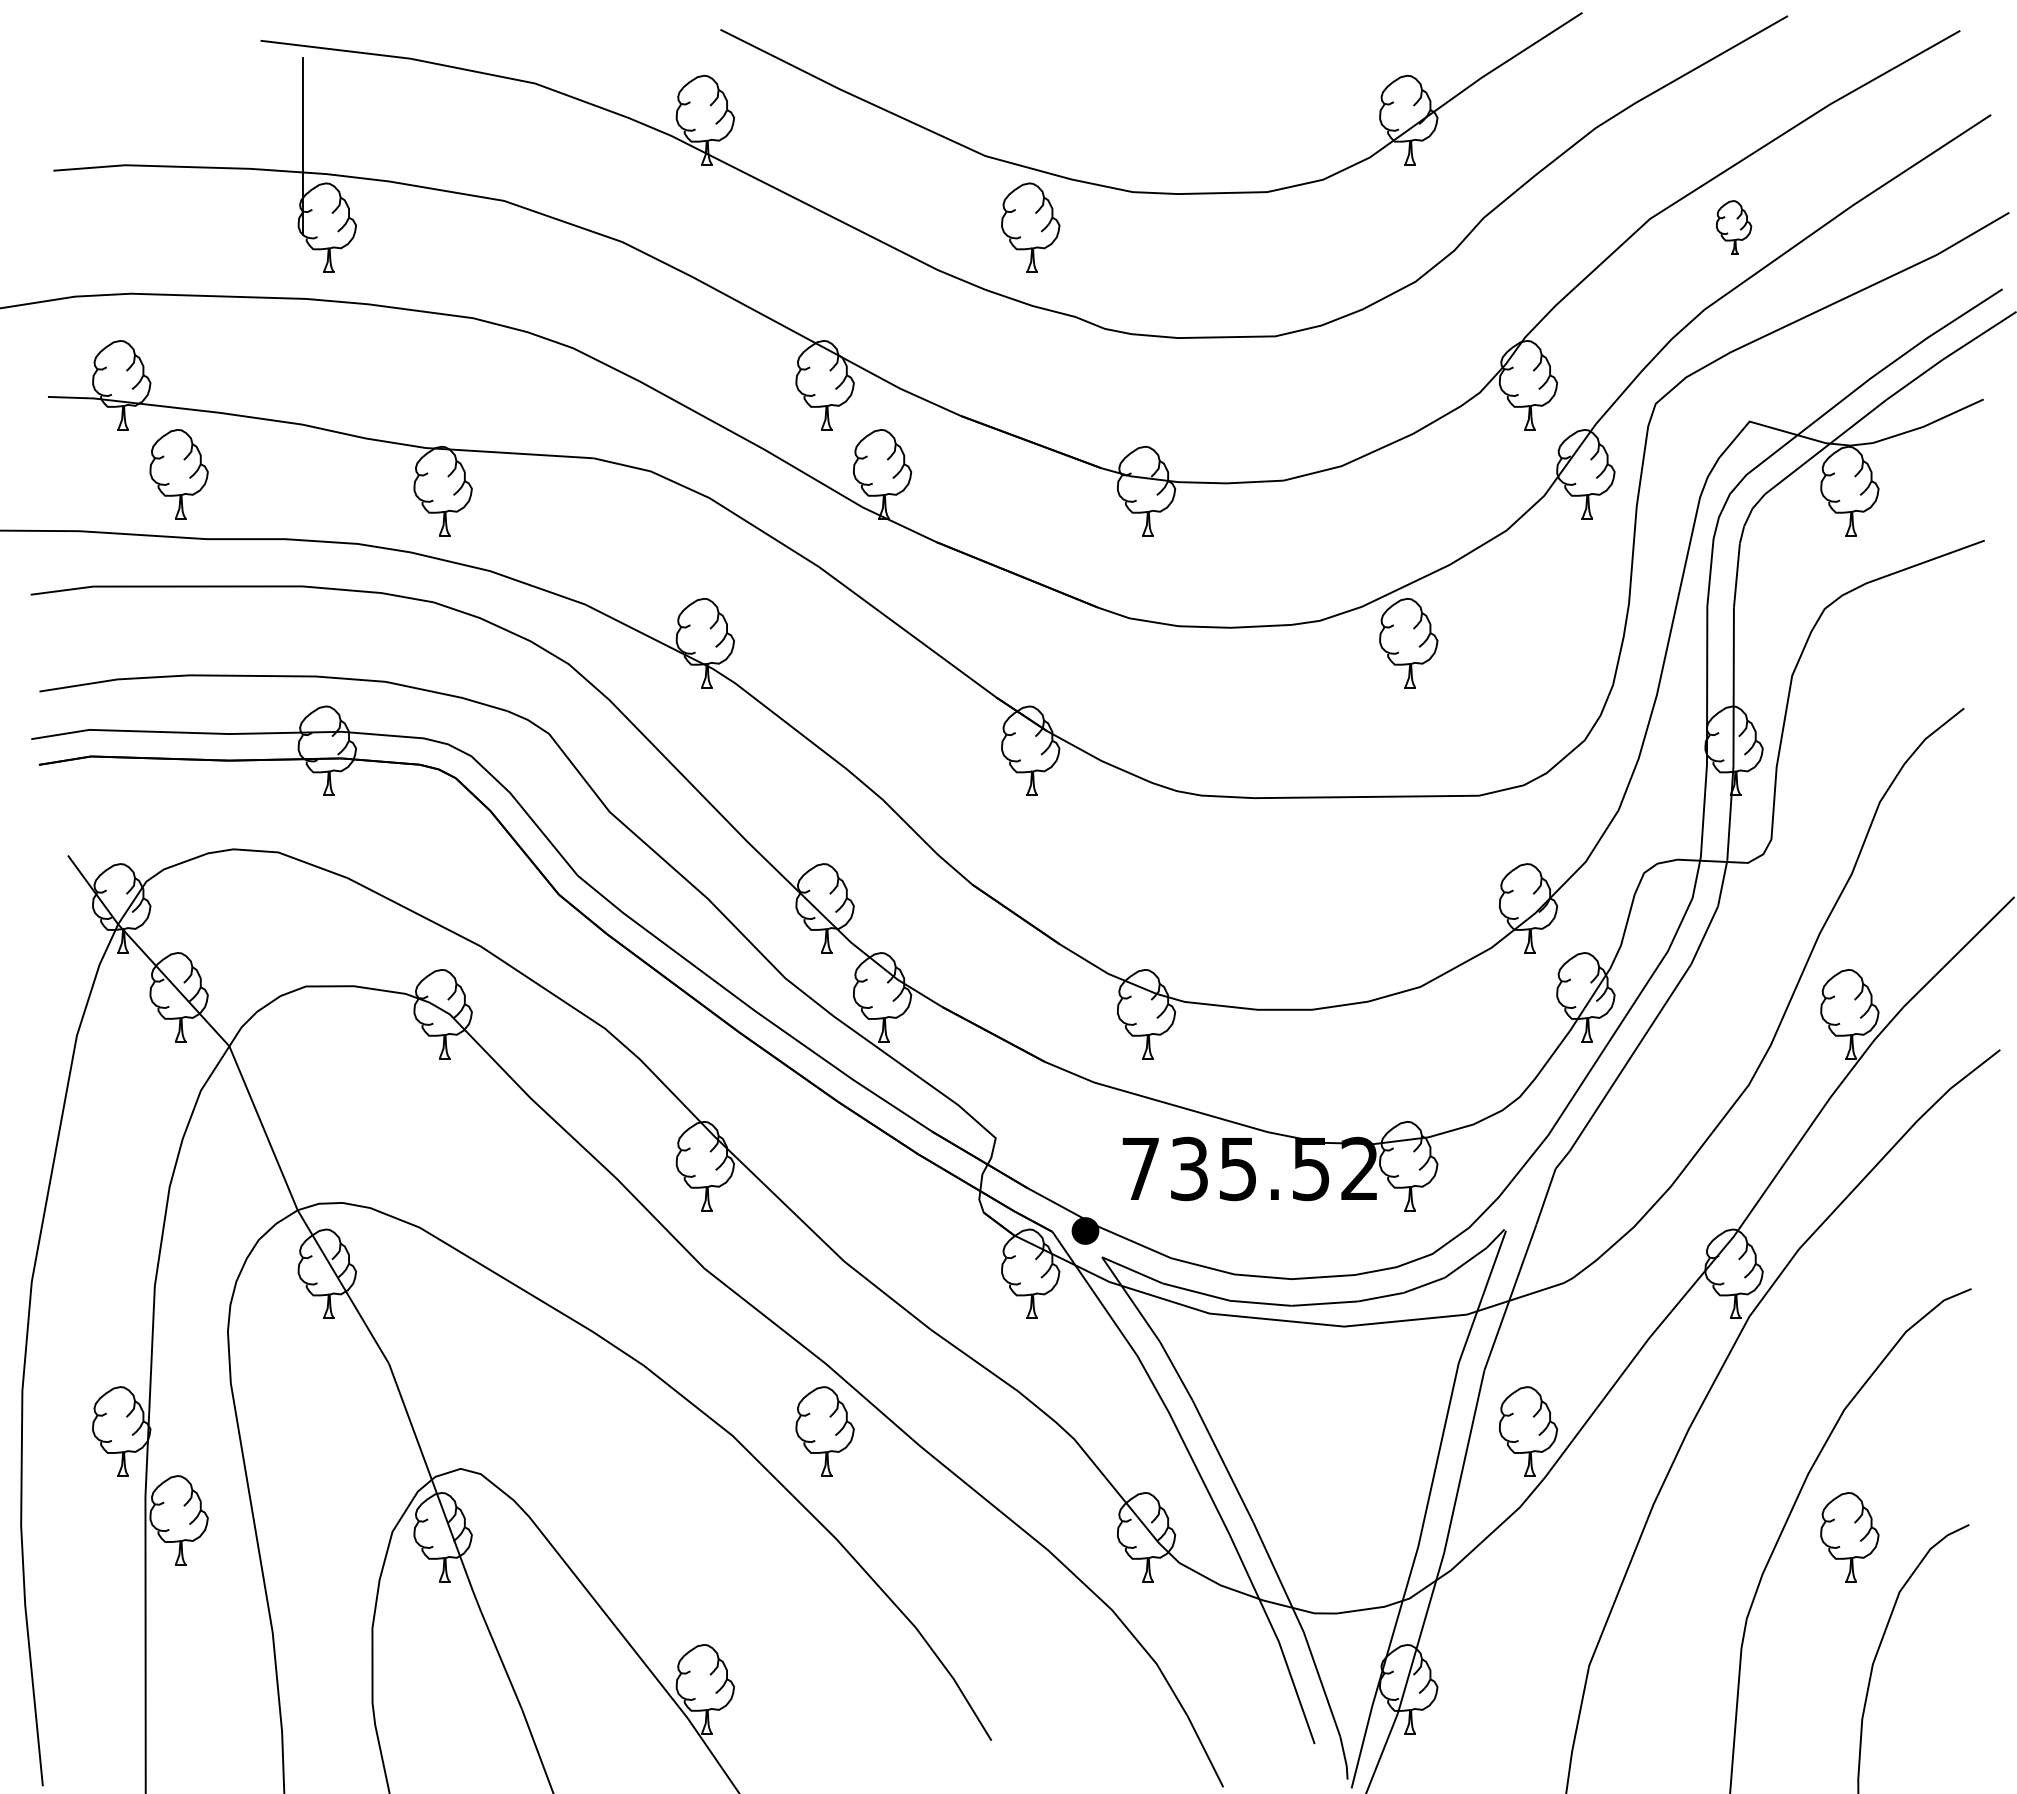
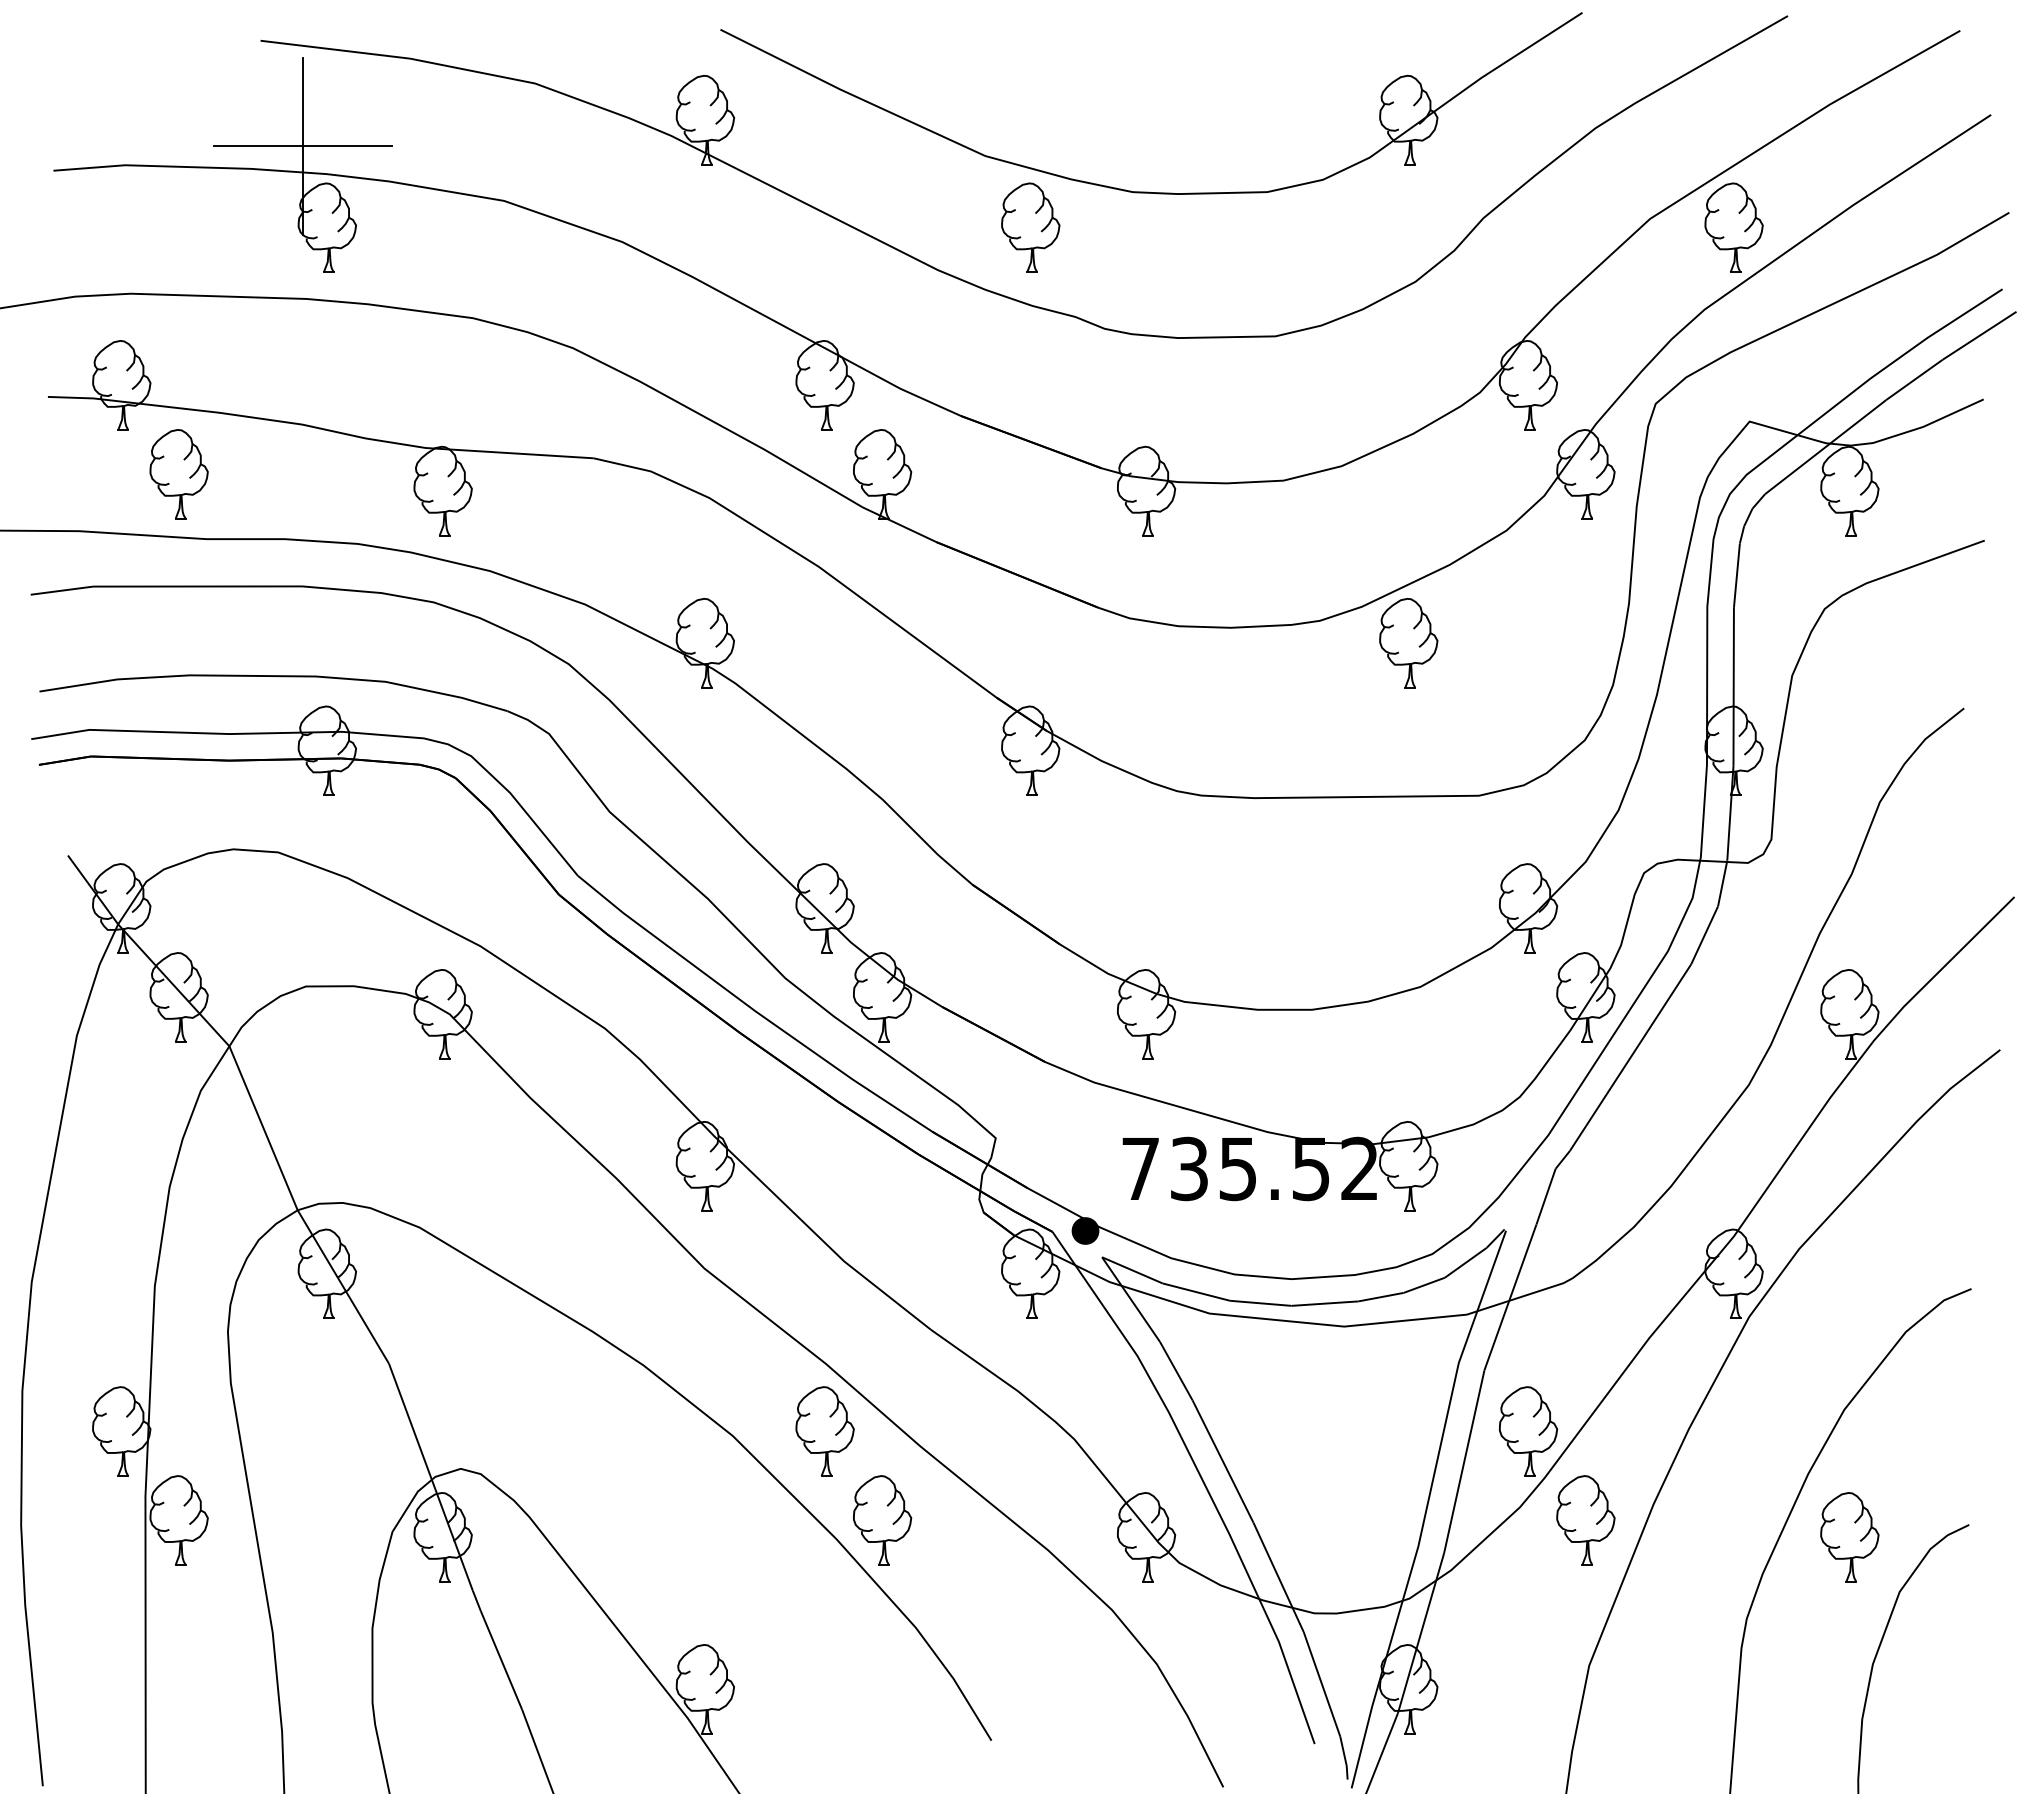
line: none -> present (302, 146)
part size: 37x55 px -> 60x91 px (1733, 227)
part: none -> present (882, 1520)
part: none -> present (1585, 1520)
